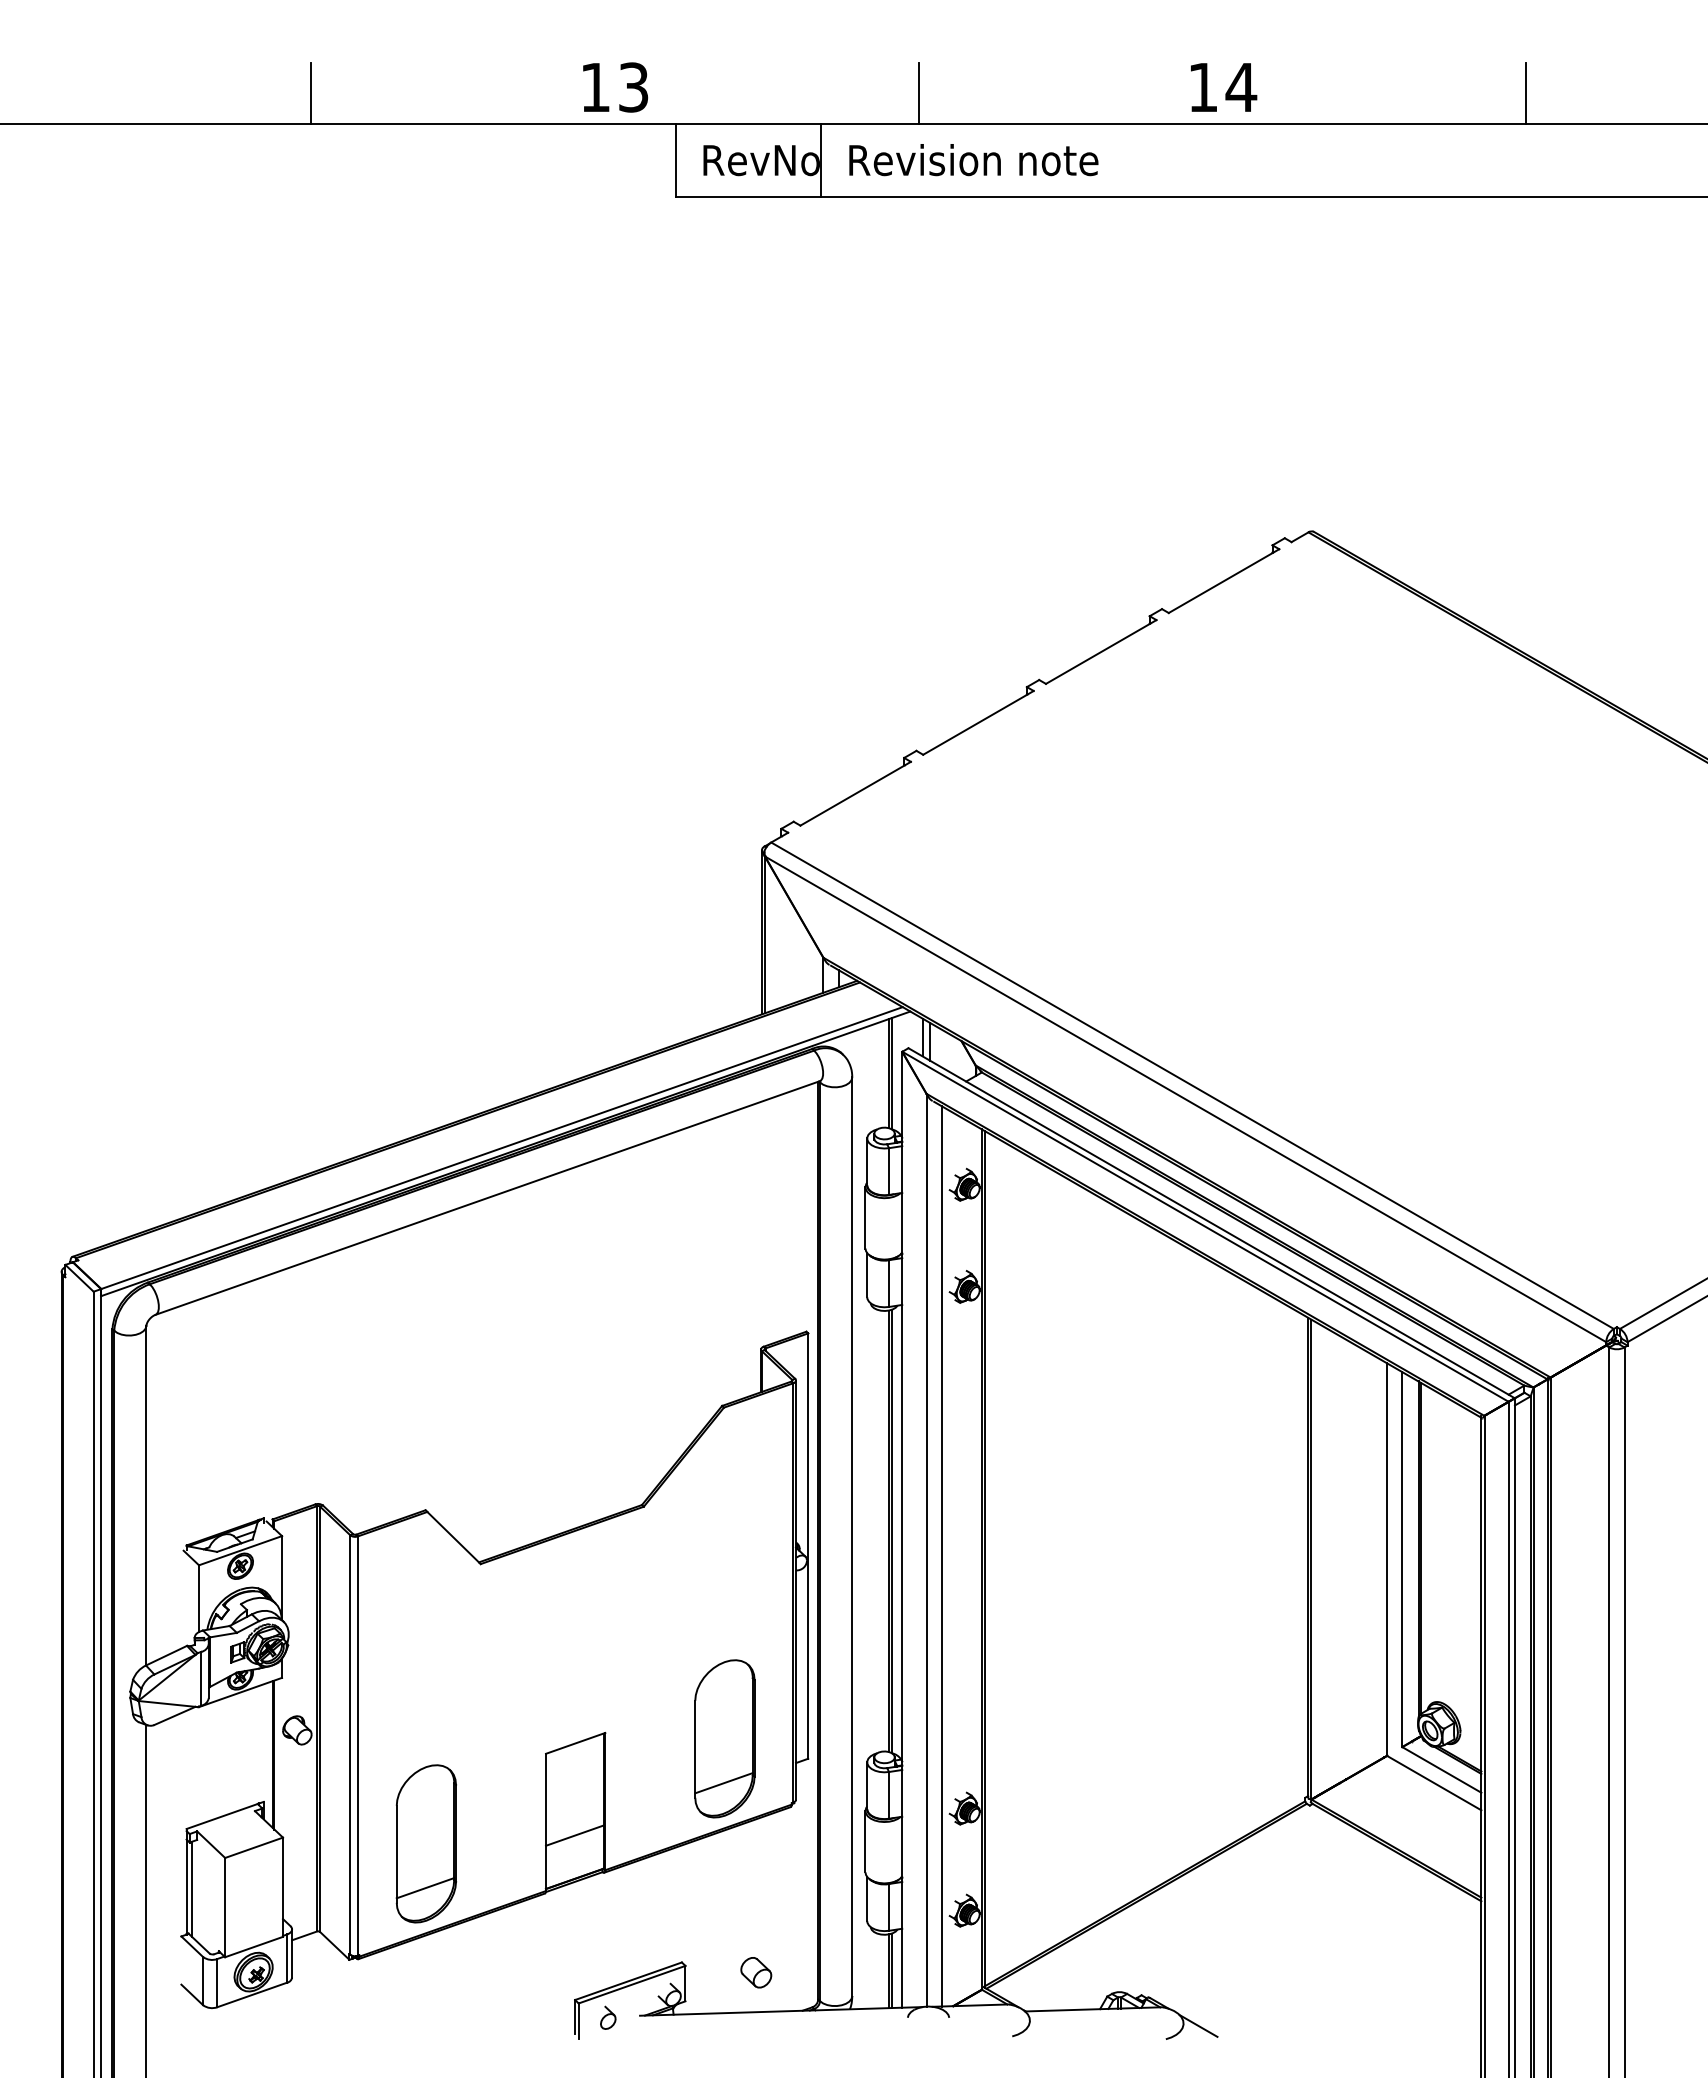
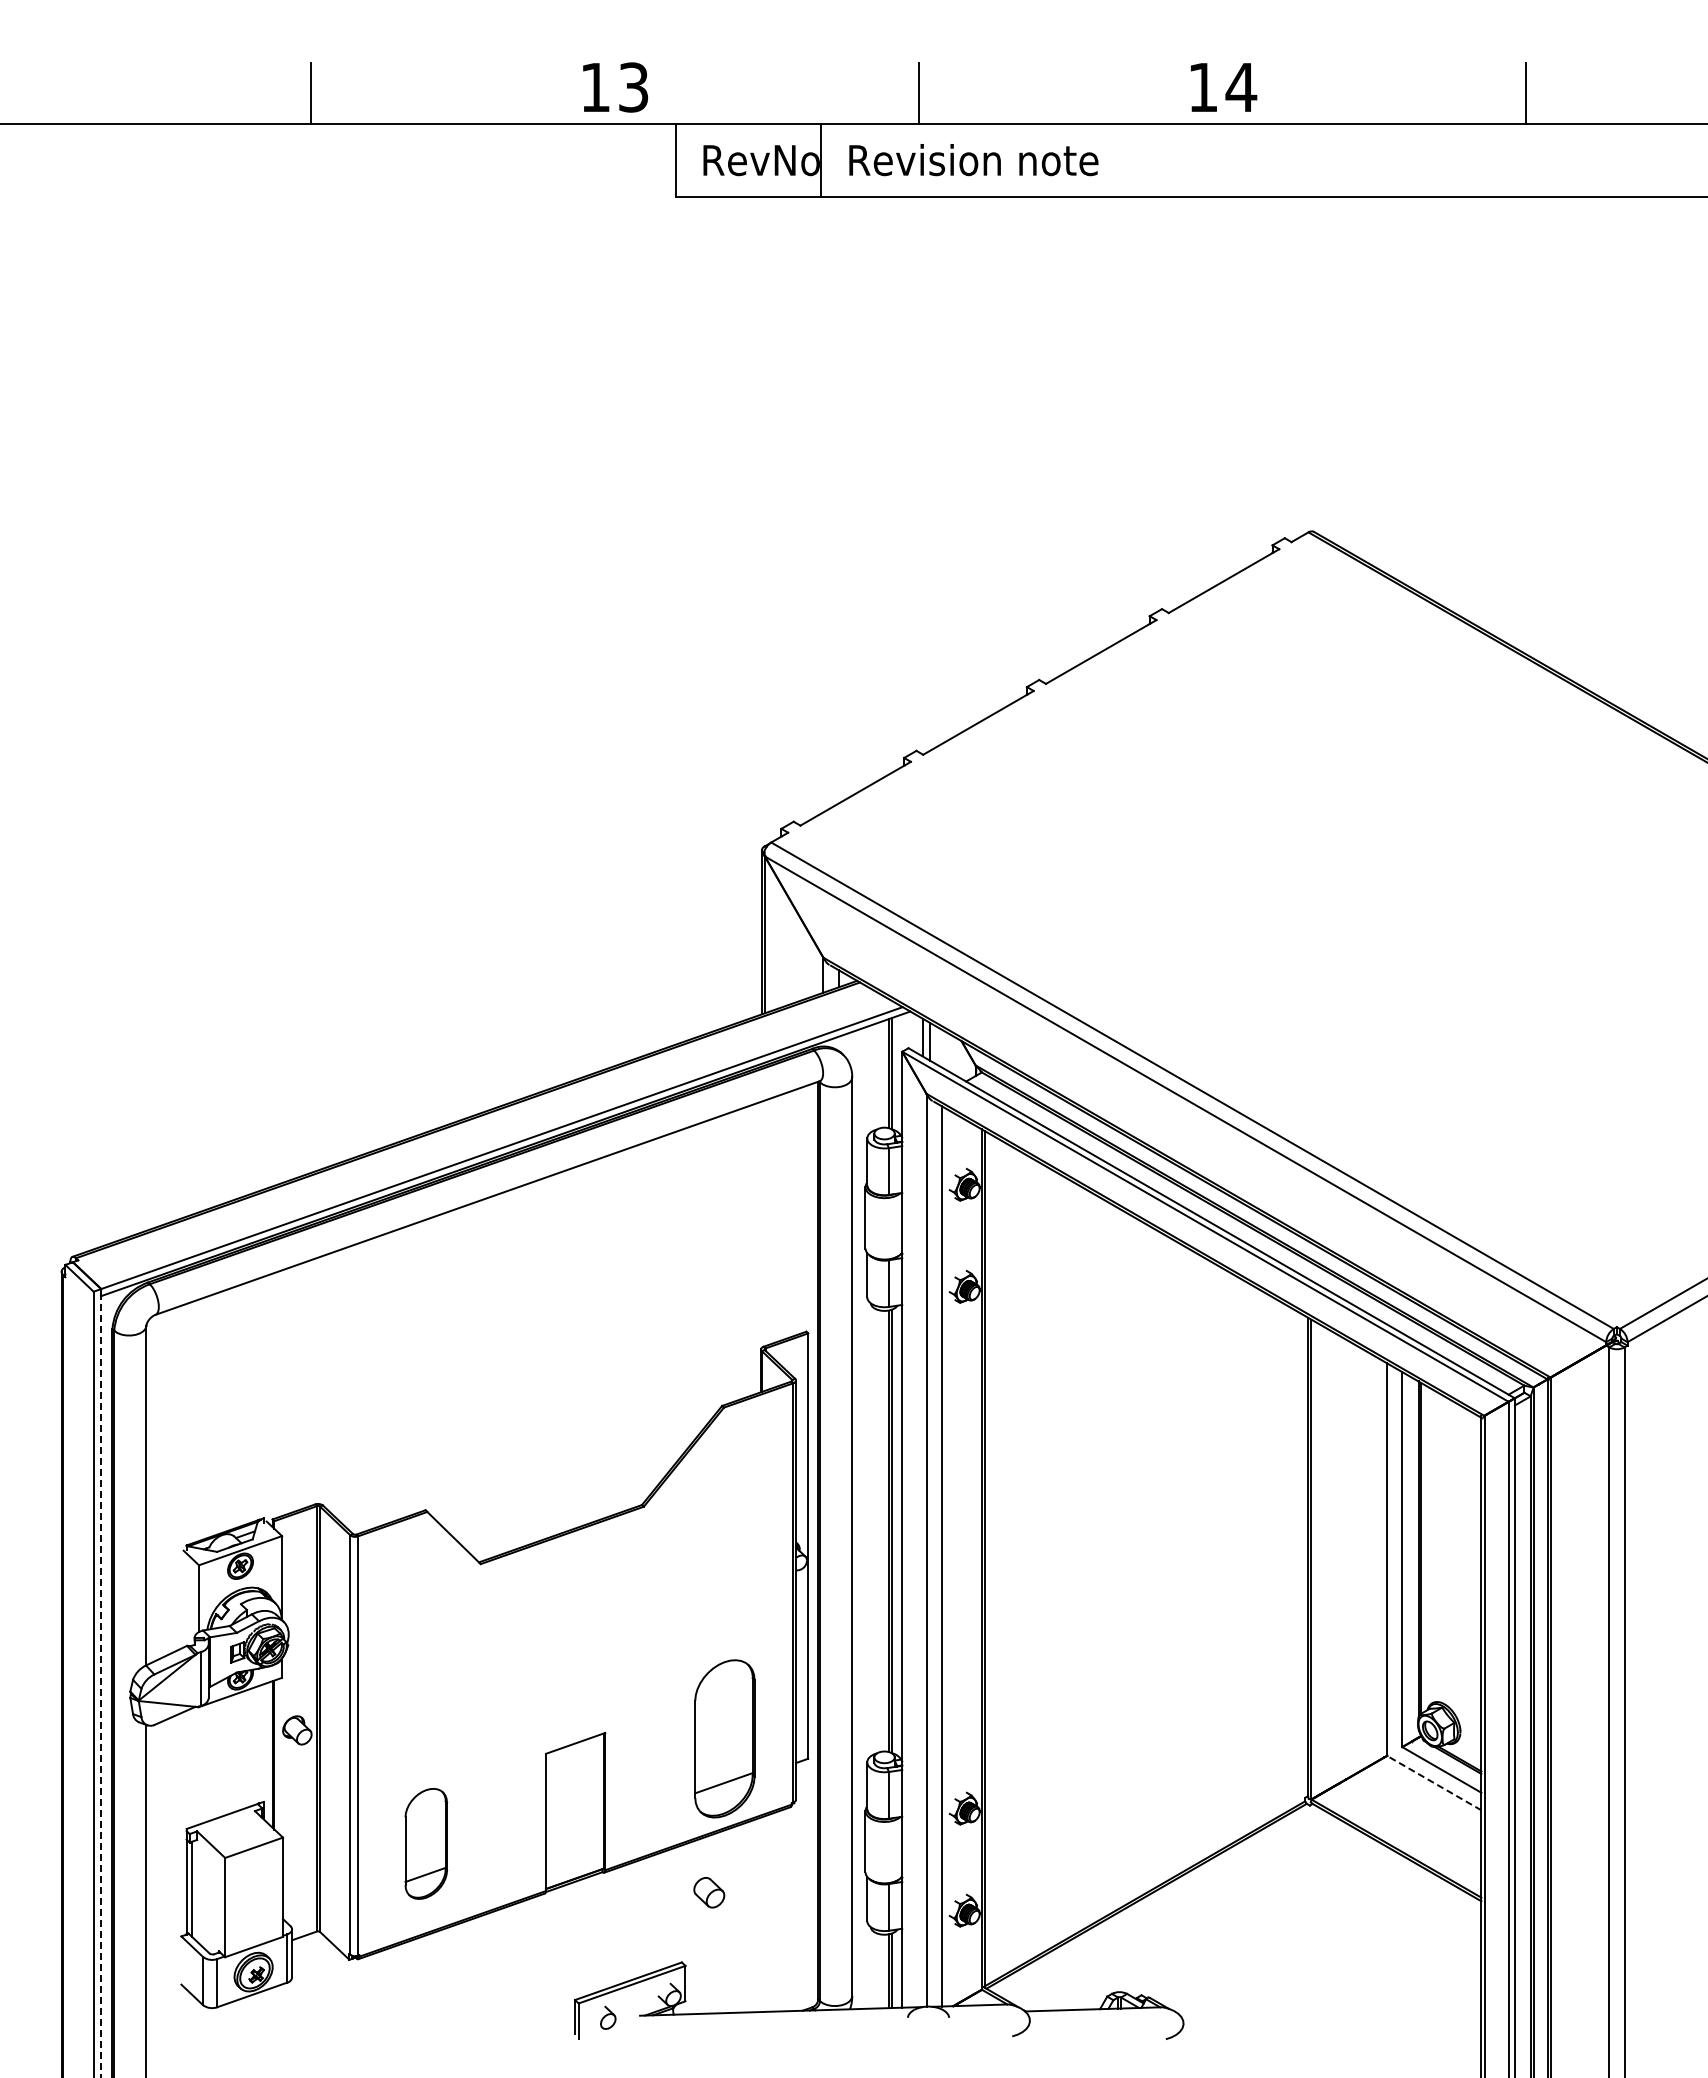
line: solid -> dashed (101, 1683)
line: solid -> dashed (1433, 1782)
line: present -> none (574, 1835)
part size: 62x160 px -> 45x112 px (426, 1843)
part position: (756, 1972) -> (709, 1892) (709, 1892)
line: present -> none (1198, 2025)
